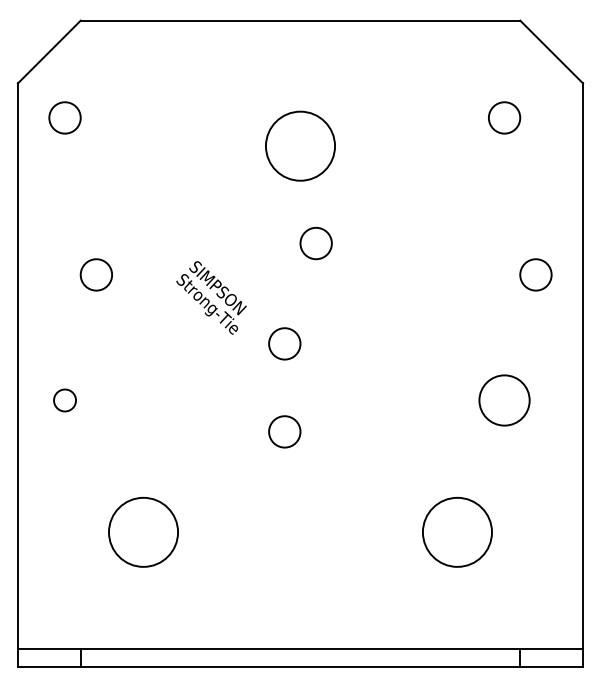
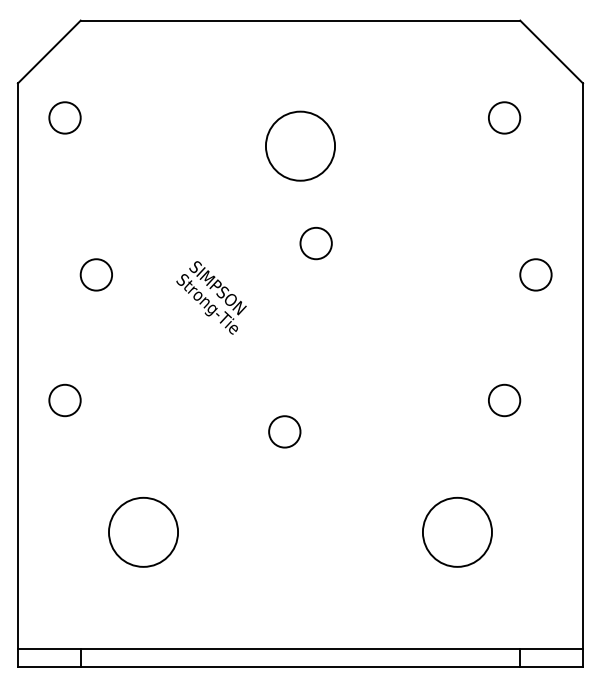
circle: present -> none (284, 343)
circle size: 24x25 px -> 34x35 px (64, 400)
circle diameter: 50 px -> 31 px (504, 400)
